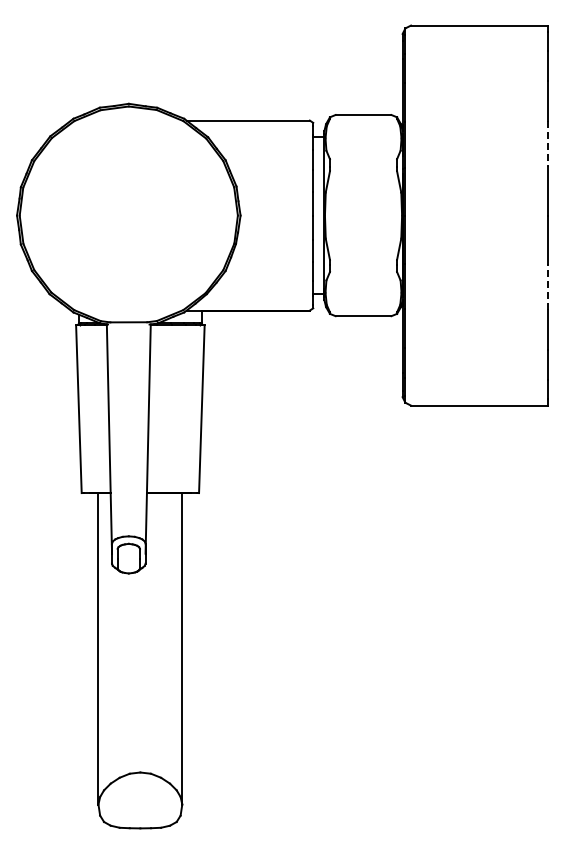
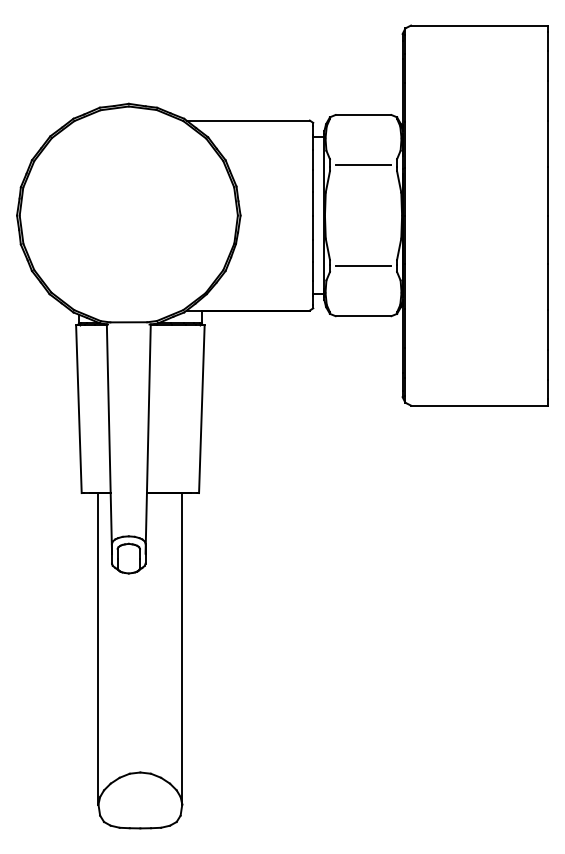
line: dashed -> solid (547, 144)
line: none -> present (363, 165)
line: none -> present (363, 266)
line: dashed -> solid (547, 287)
